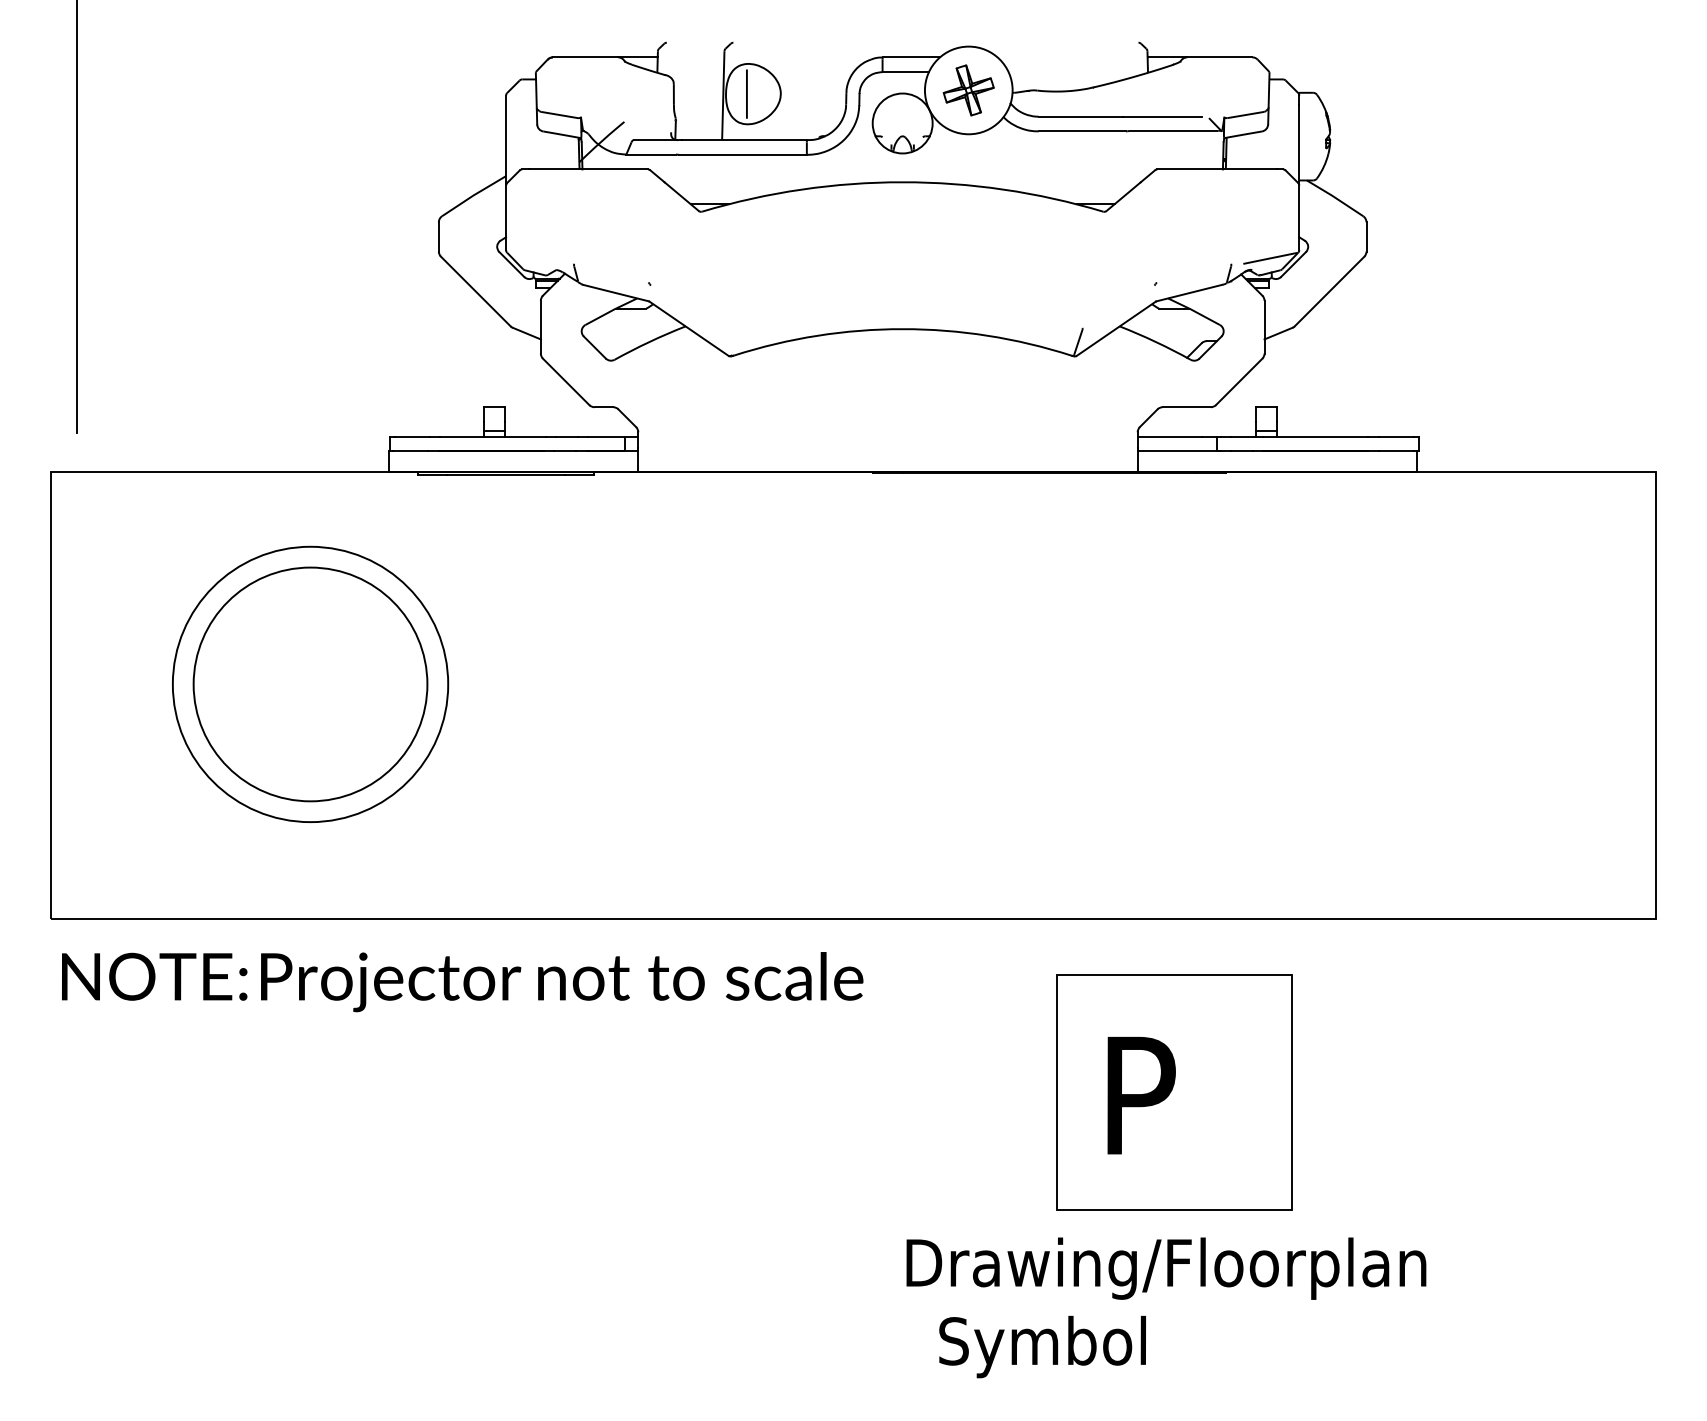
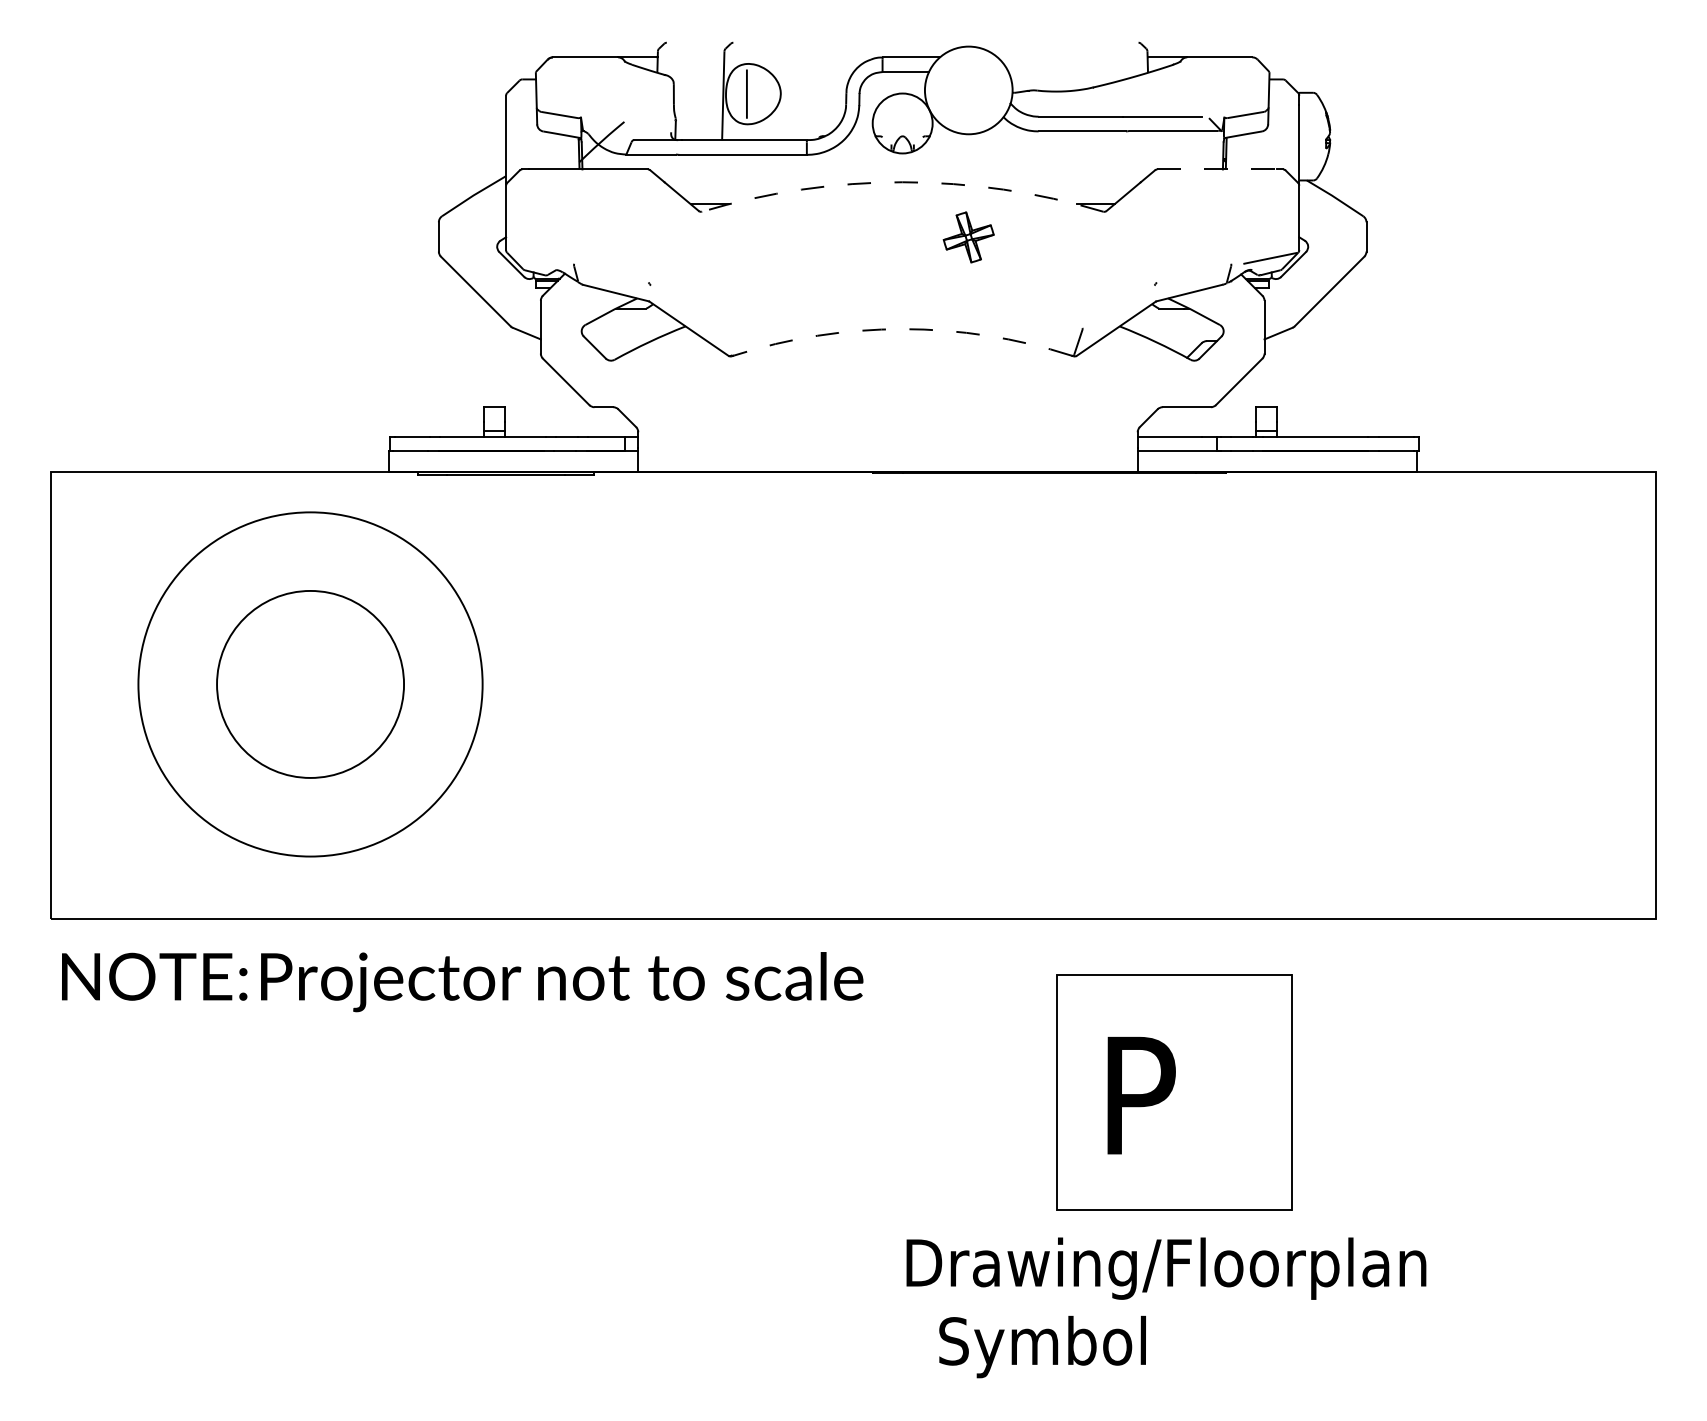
part position: (968, 90) -> (968, 237) (968, 237)
line: solid -> dashed (1217, 169)
arc: solid -> dashed (902, 182)
line: present -> none (76, 217)
arc: solid -> dashed (902, 329)
circle diameter: 234 px -> 187 px (310, 683)
circle diameter: 275 px -> 344 px (310, 684)
